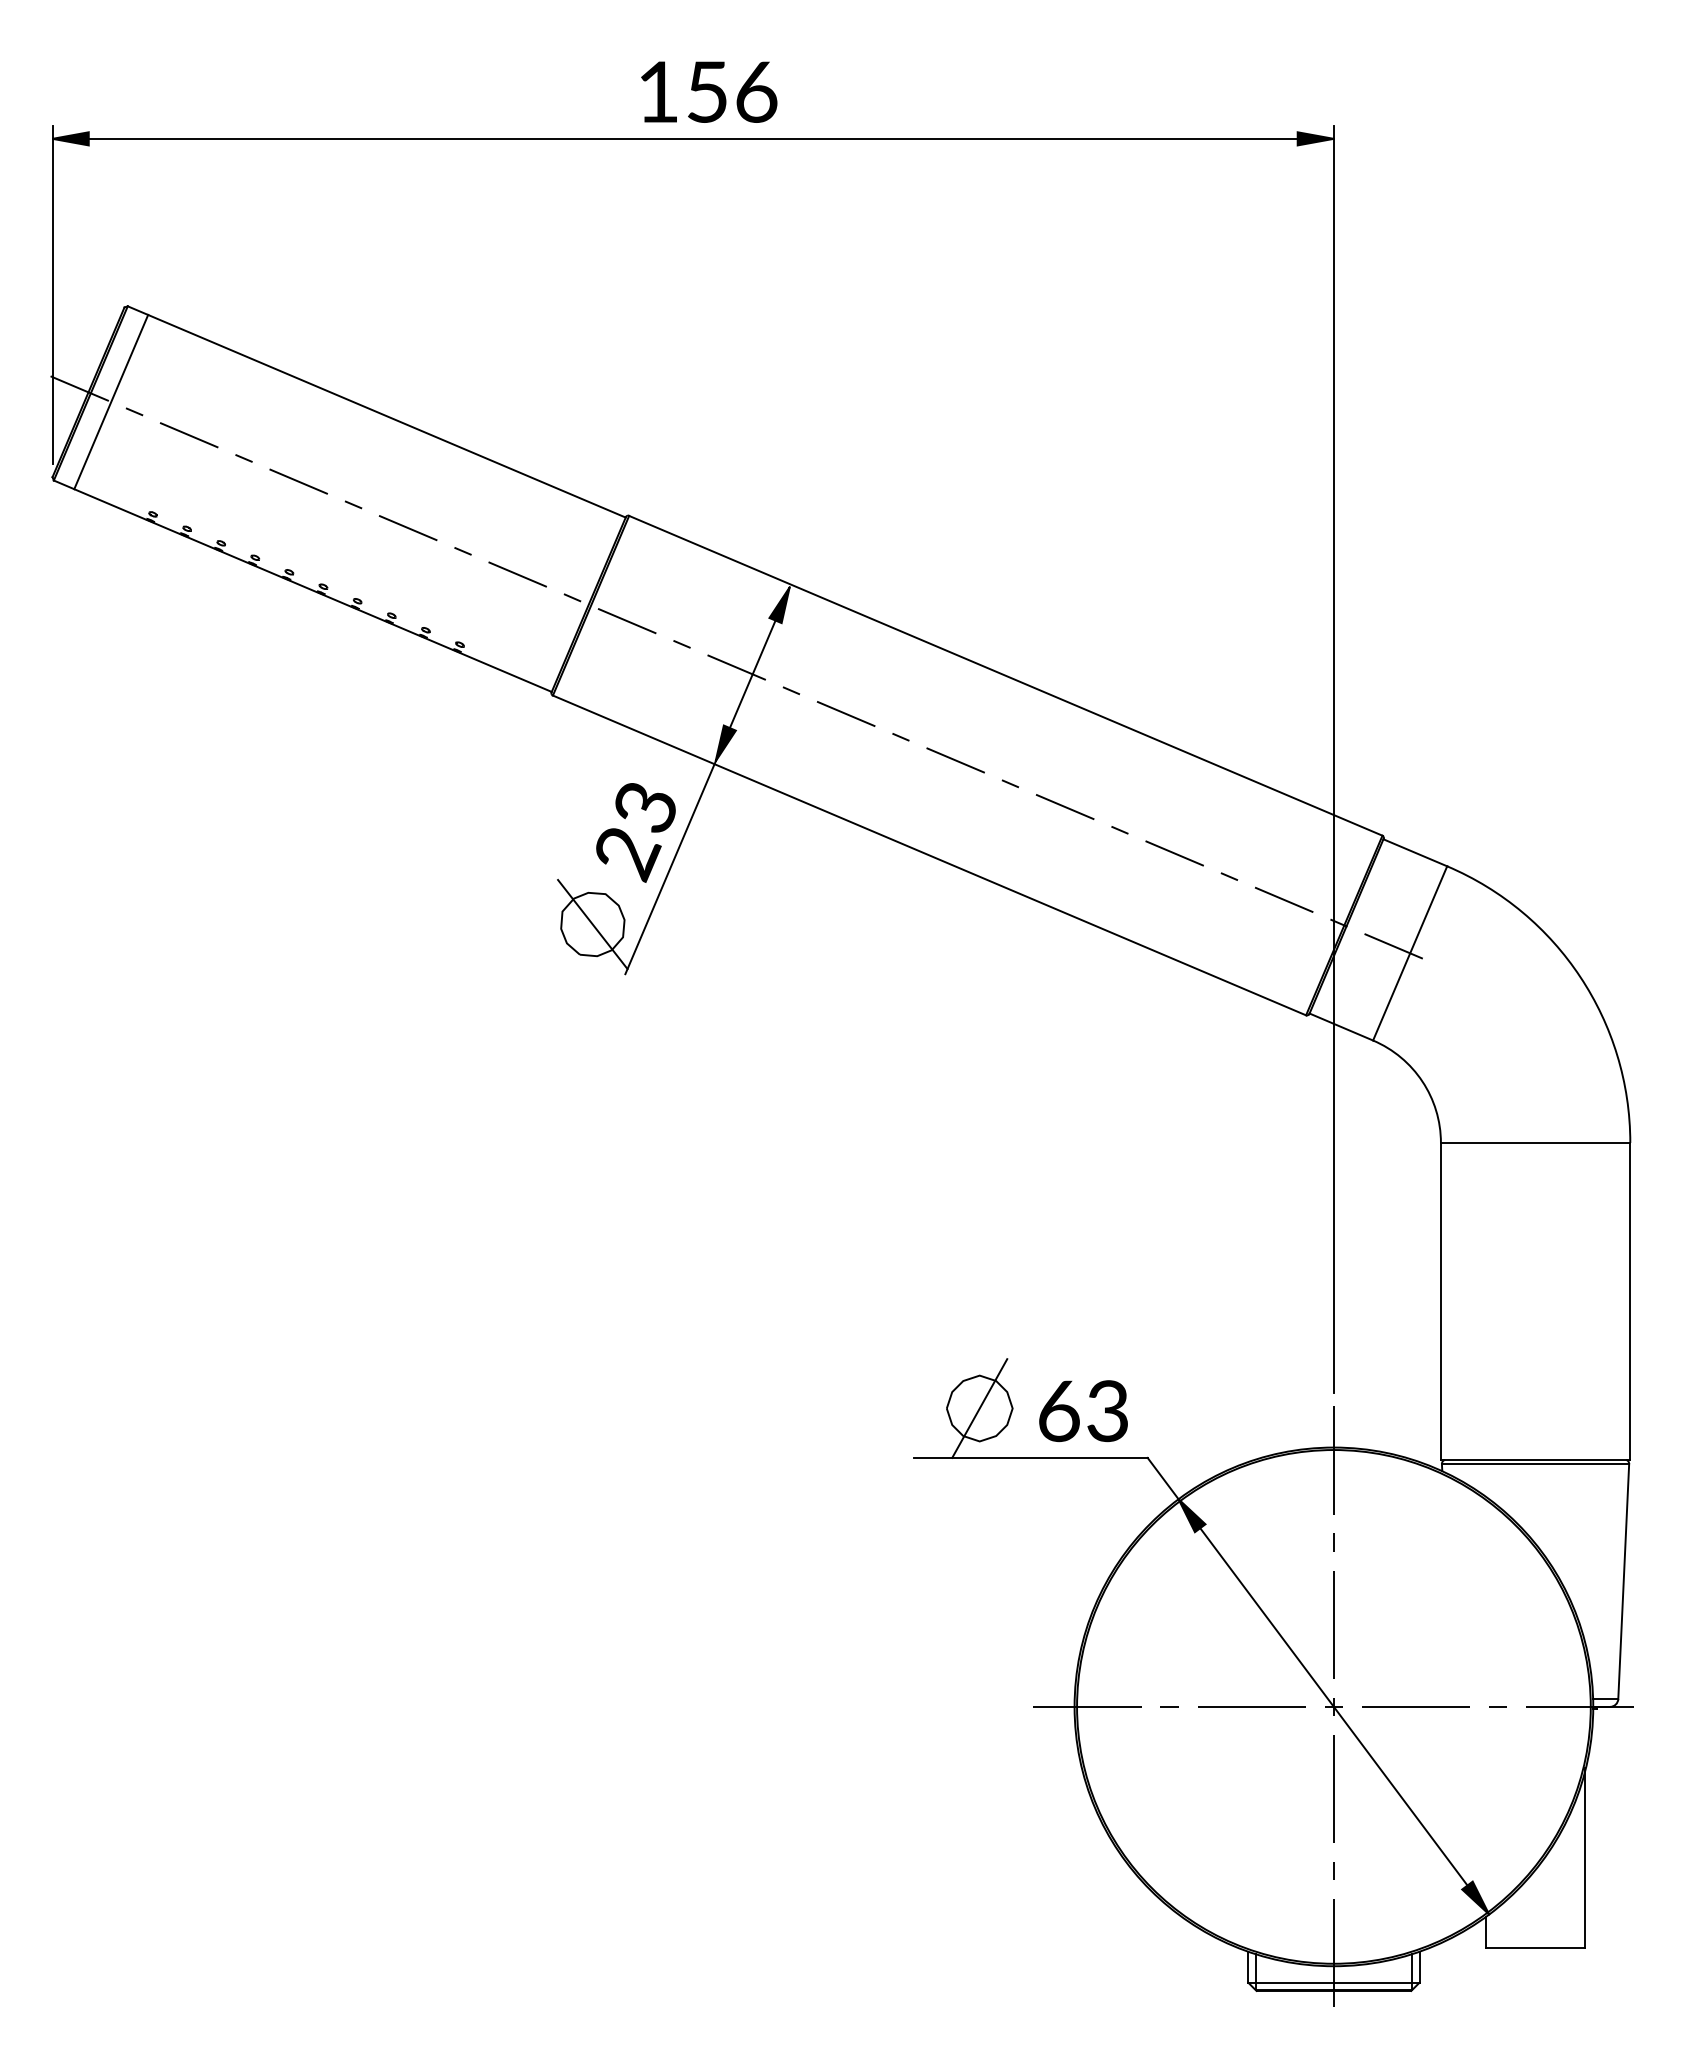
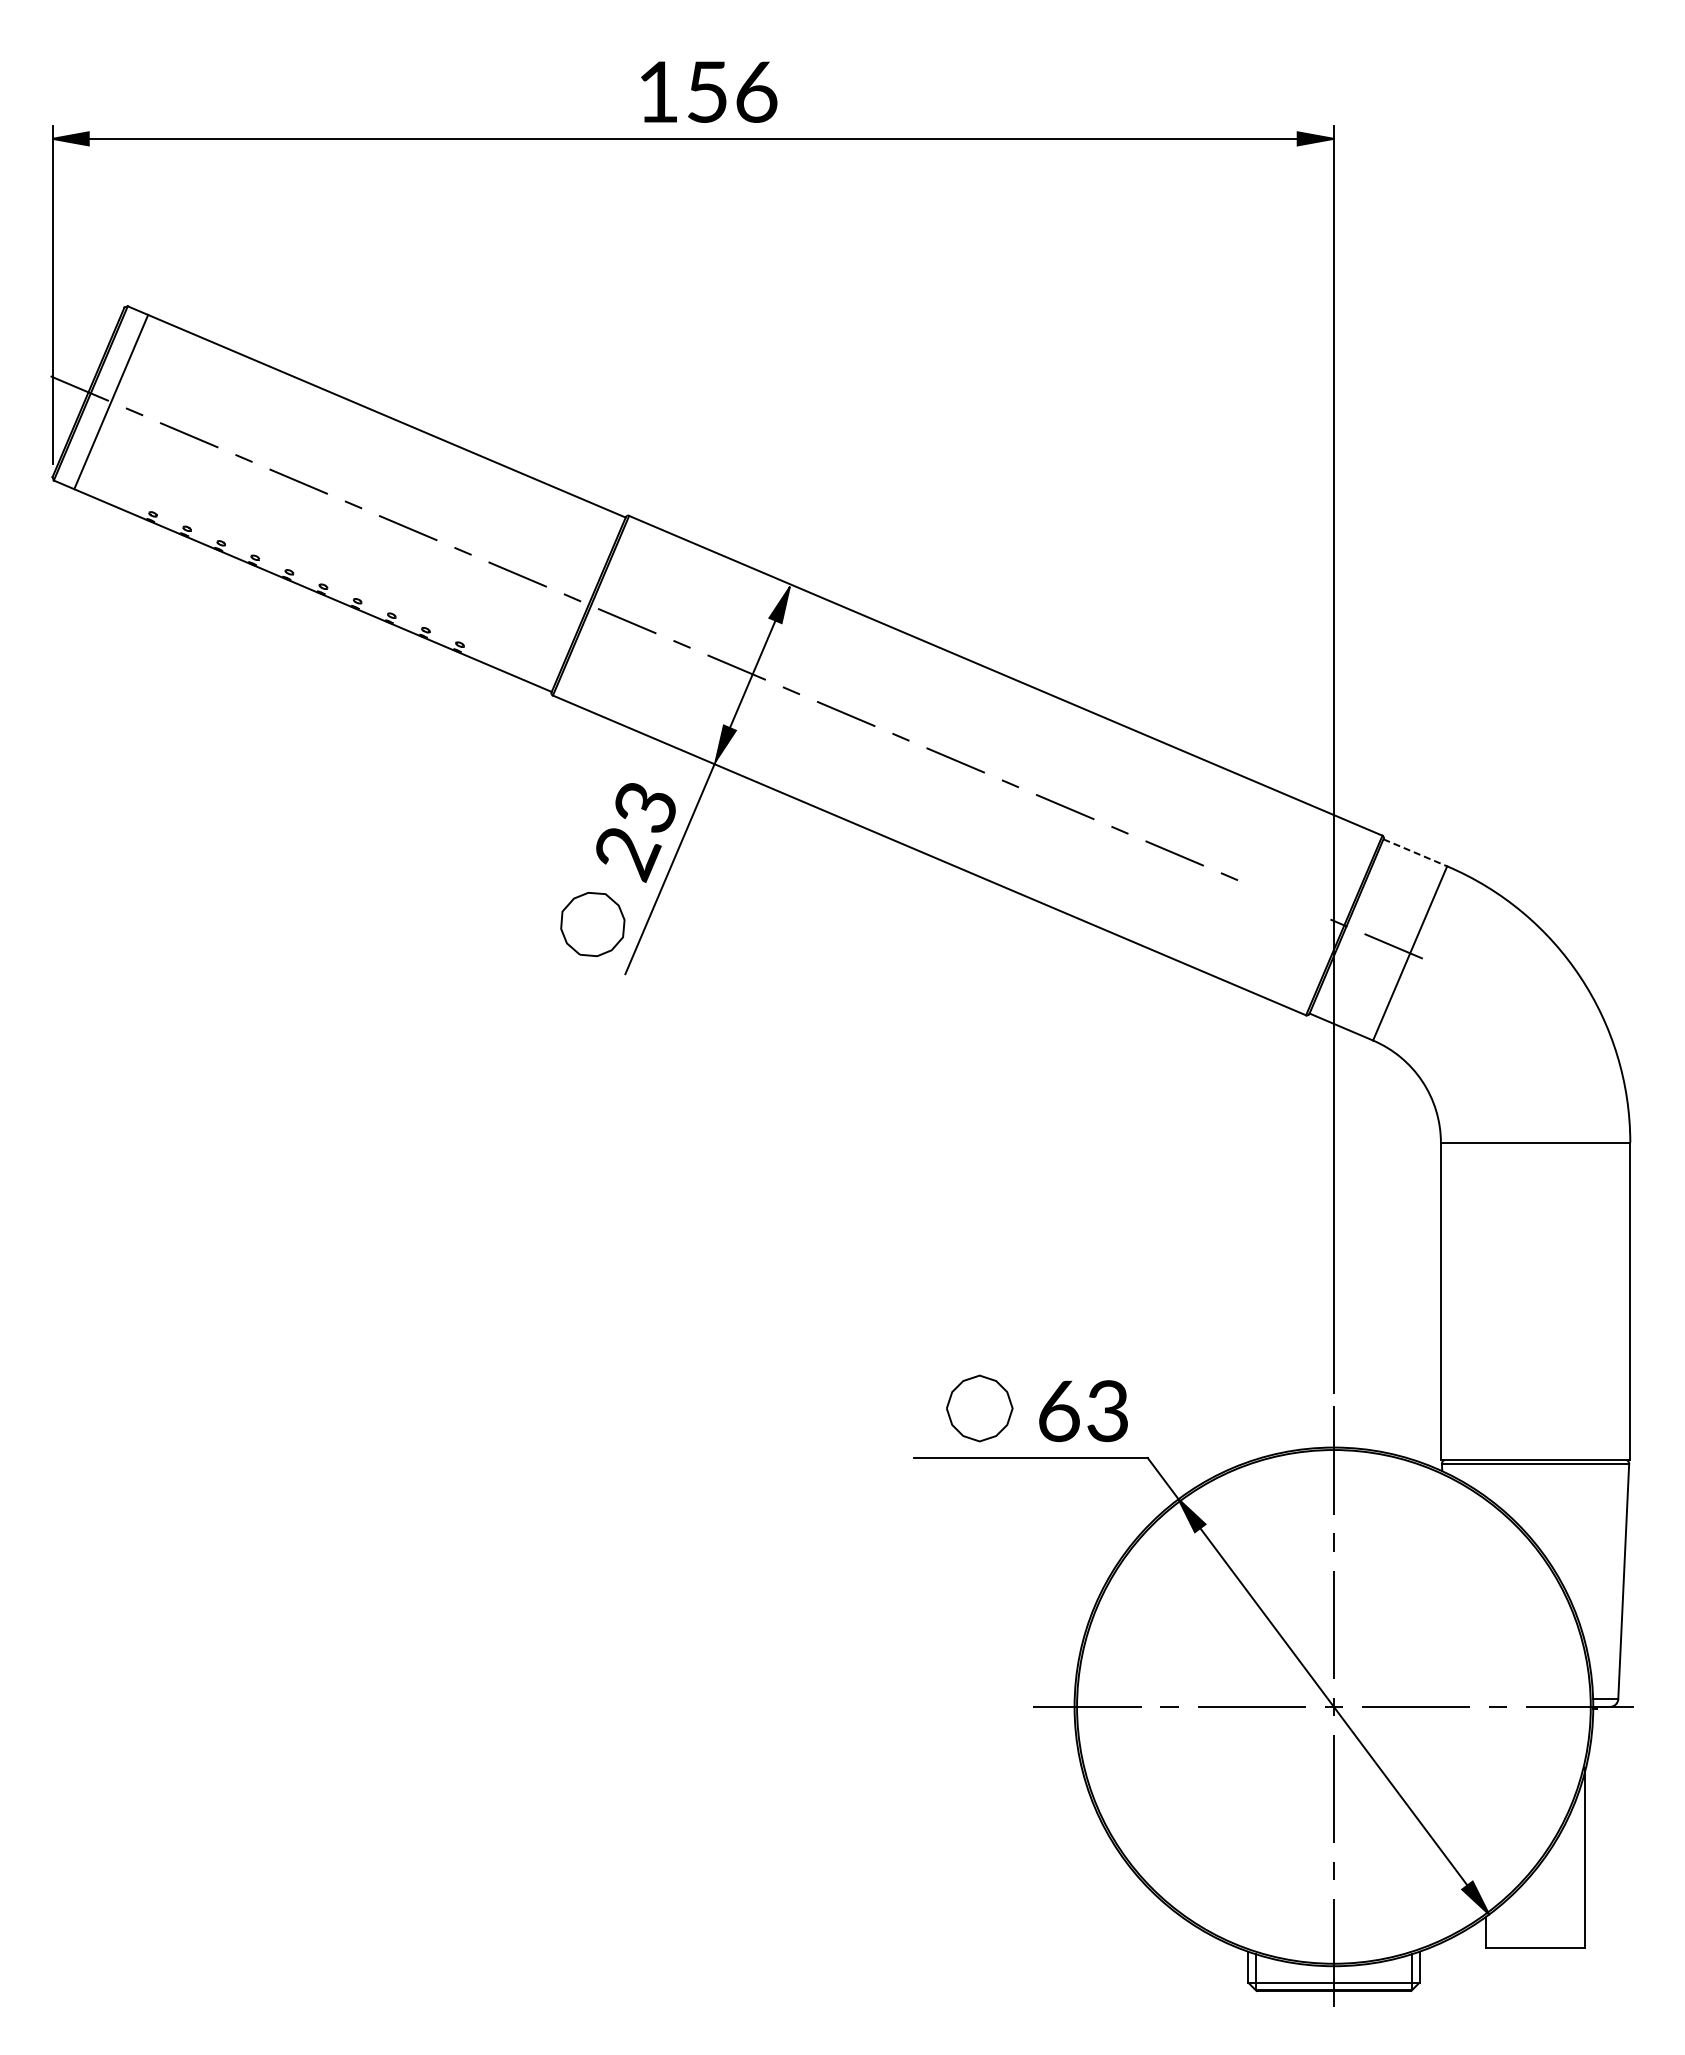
line: solid -> dashed (1415, 852)
line: present -> none (1283, 899)
line: present -> none (592, 924)
line: present -> none (979, 1408)
